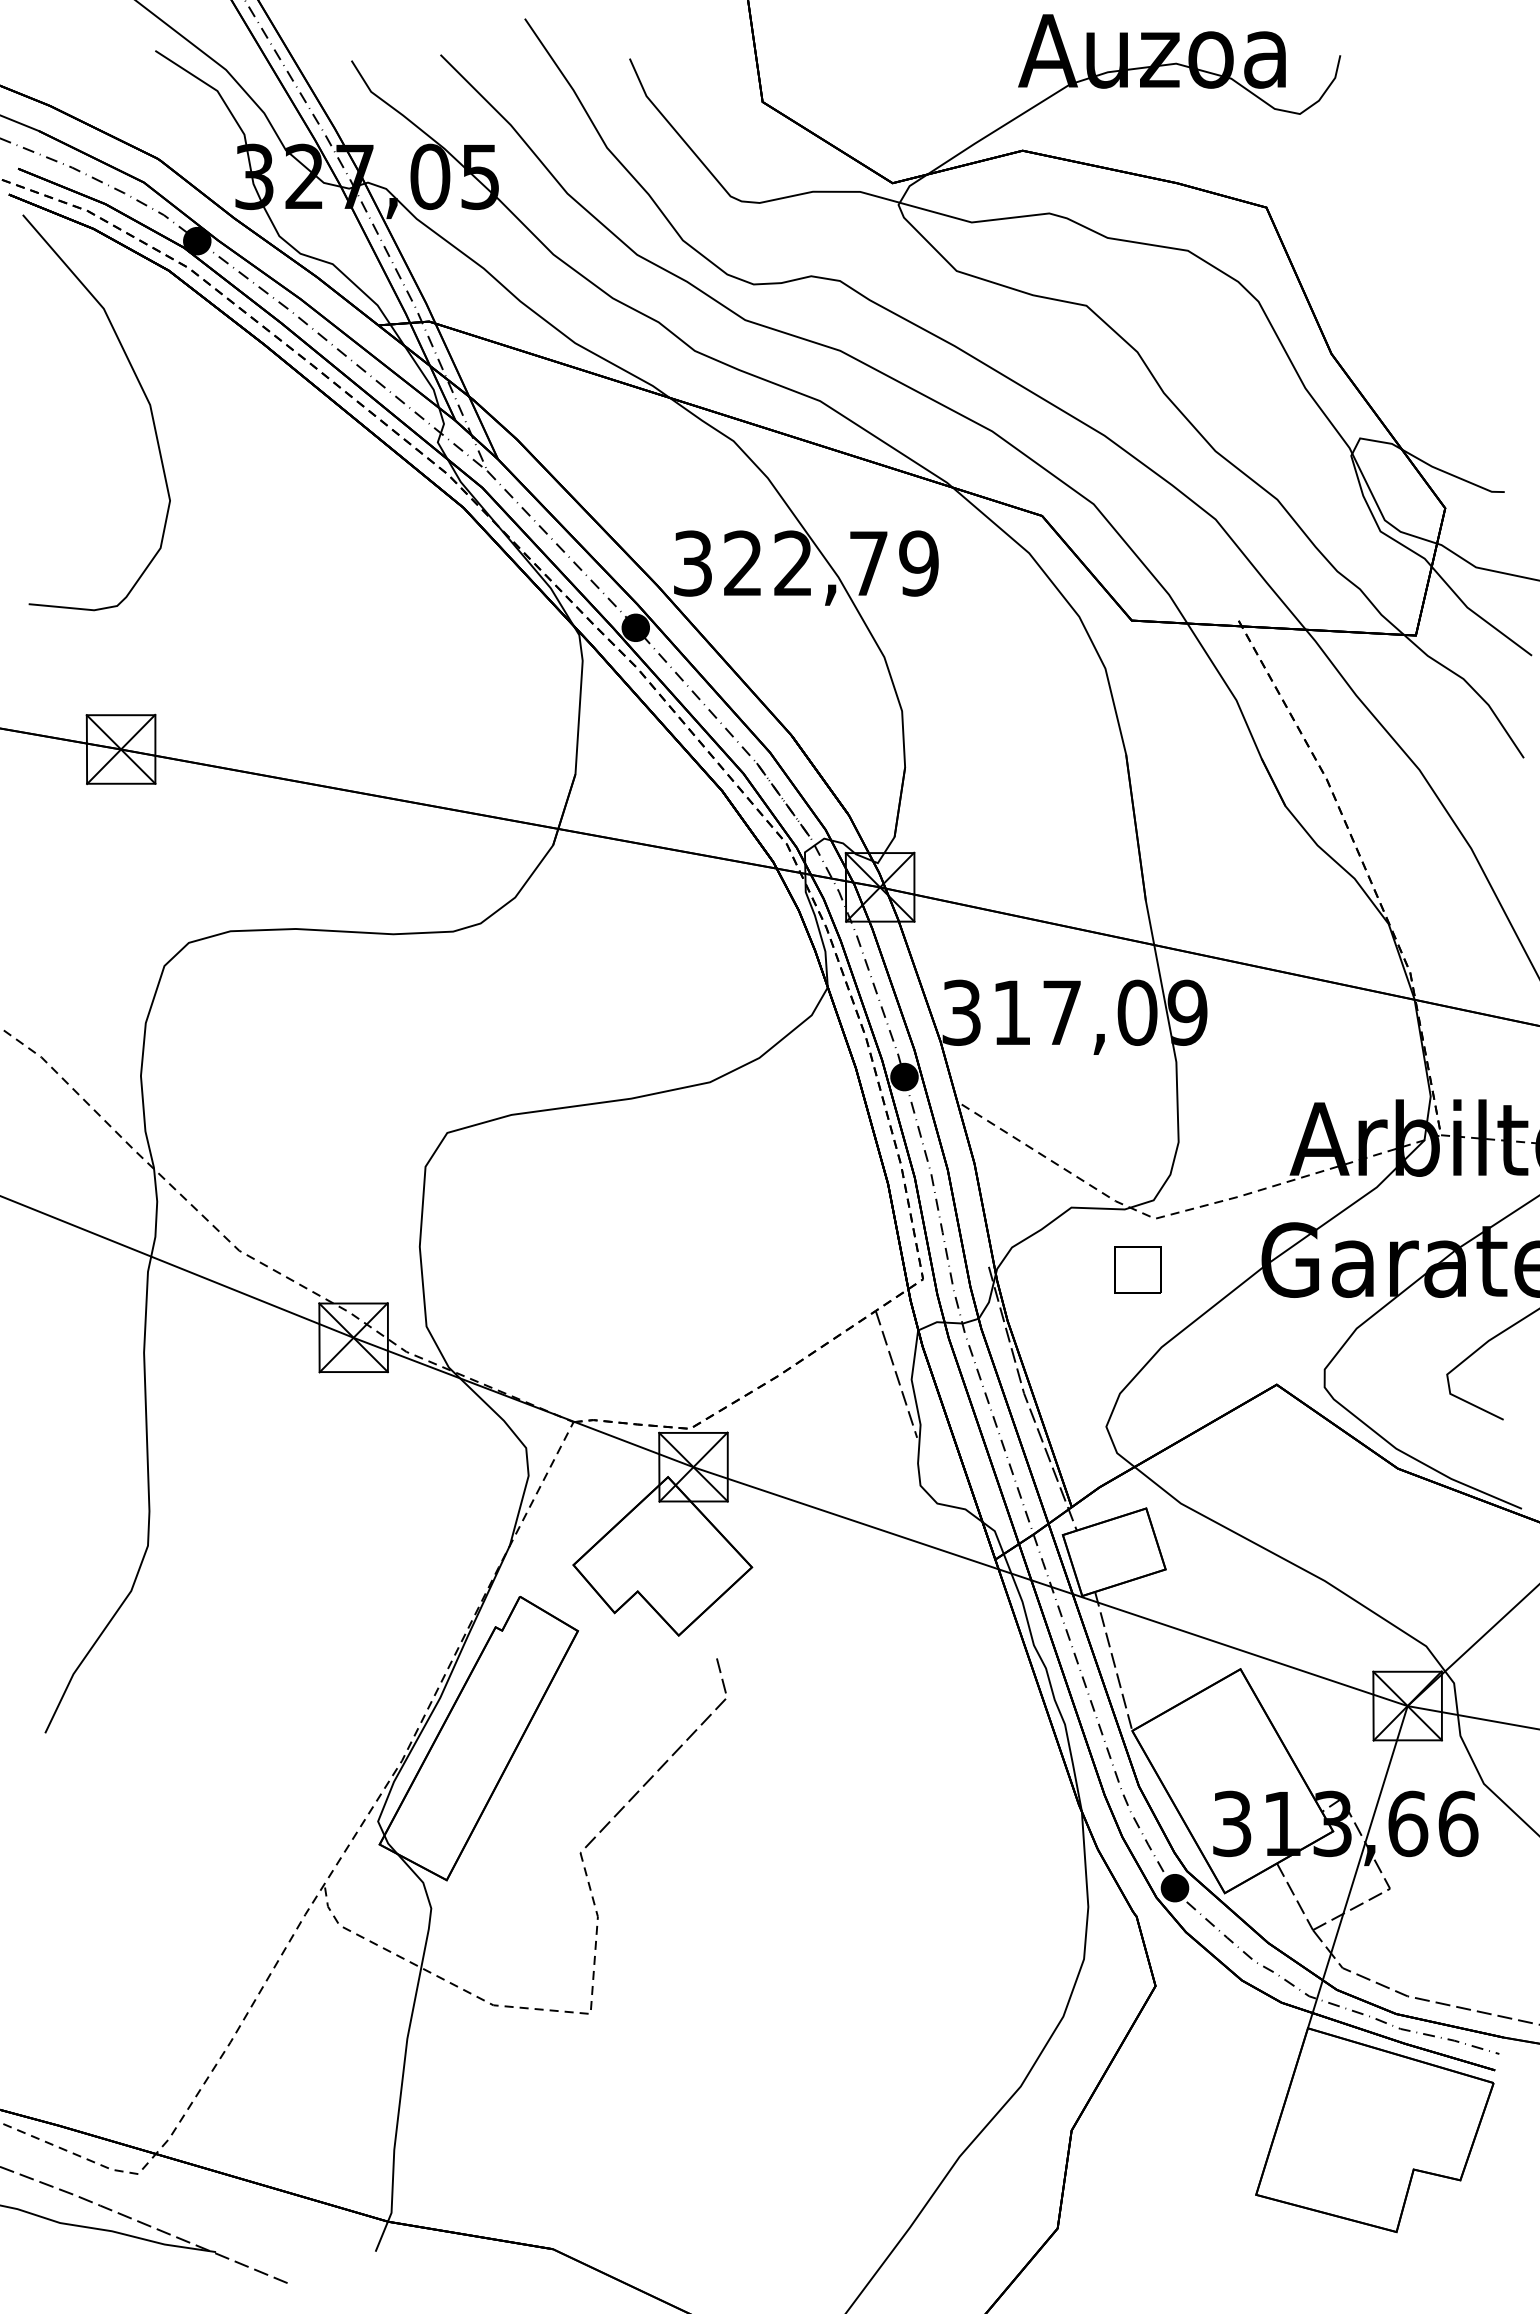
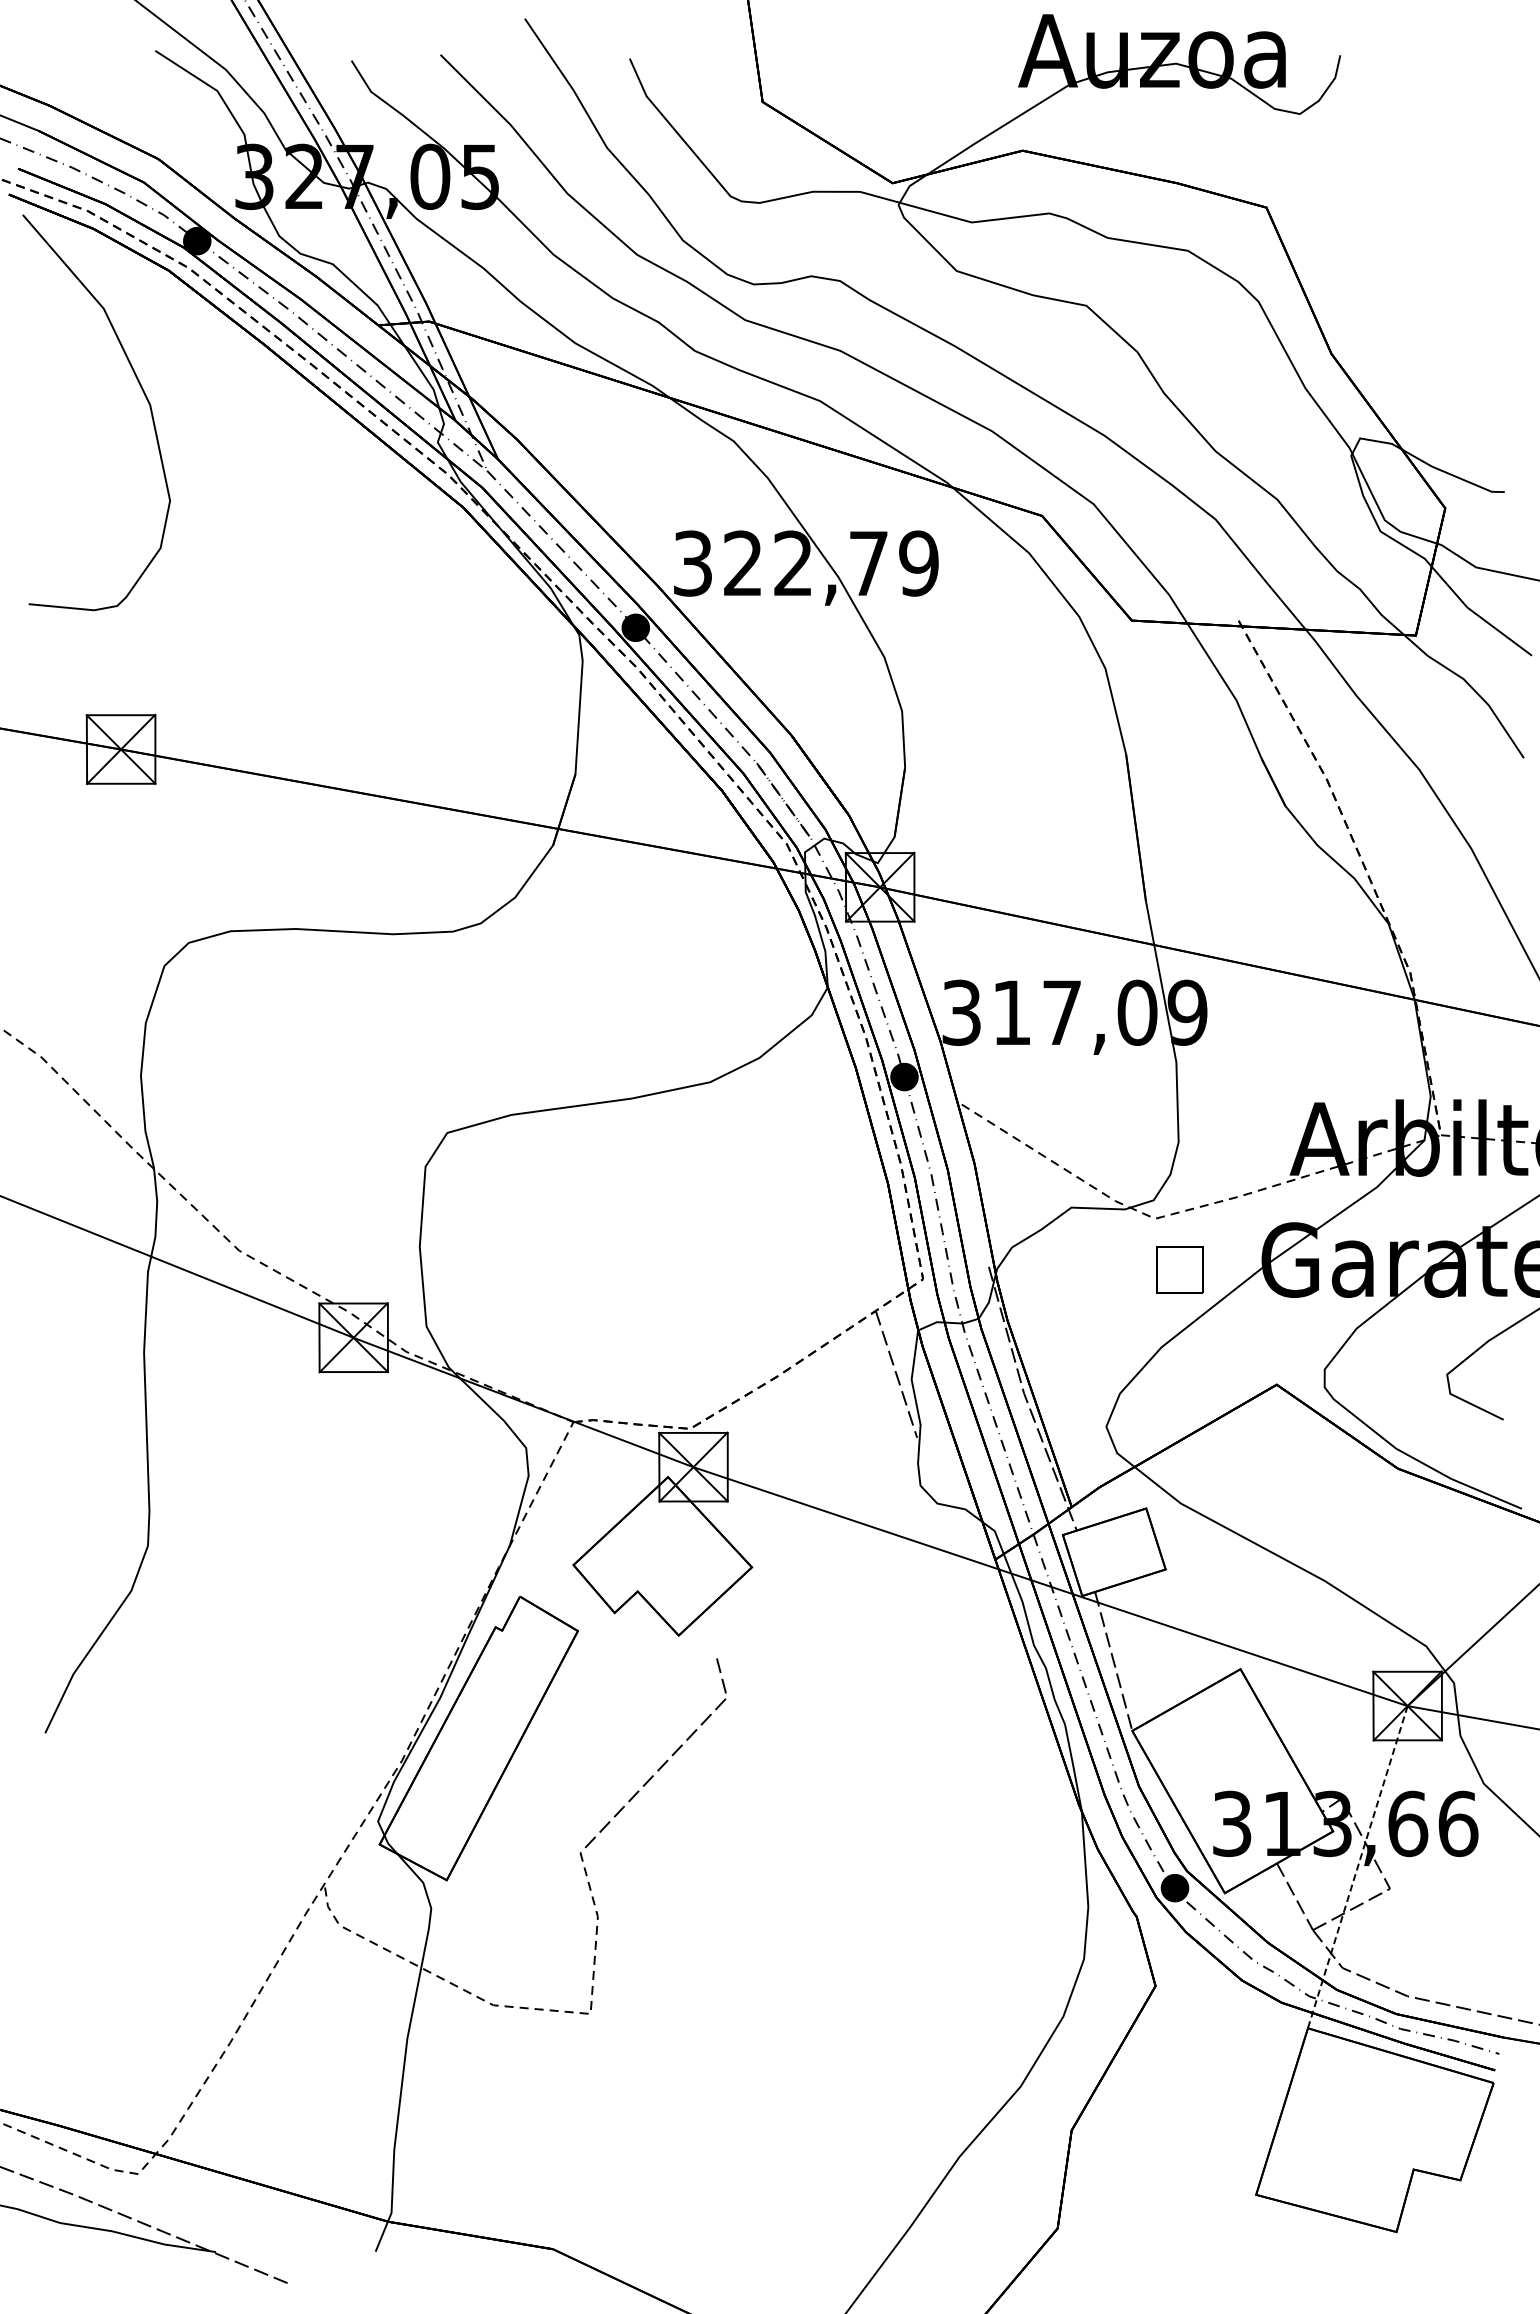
part position: (1137, 1269) -> (1179, 1269) (1179, 1269)
line: solid -> dashed (1357, 1867)
